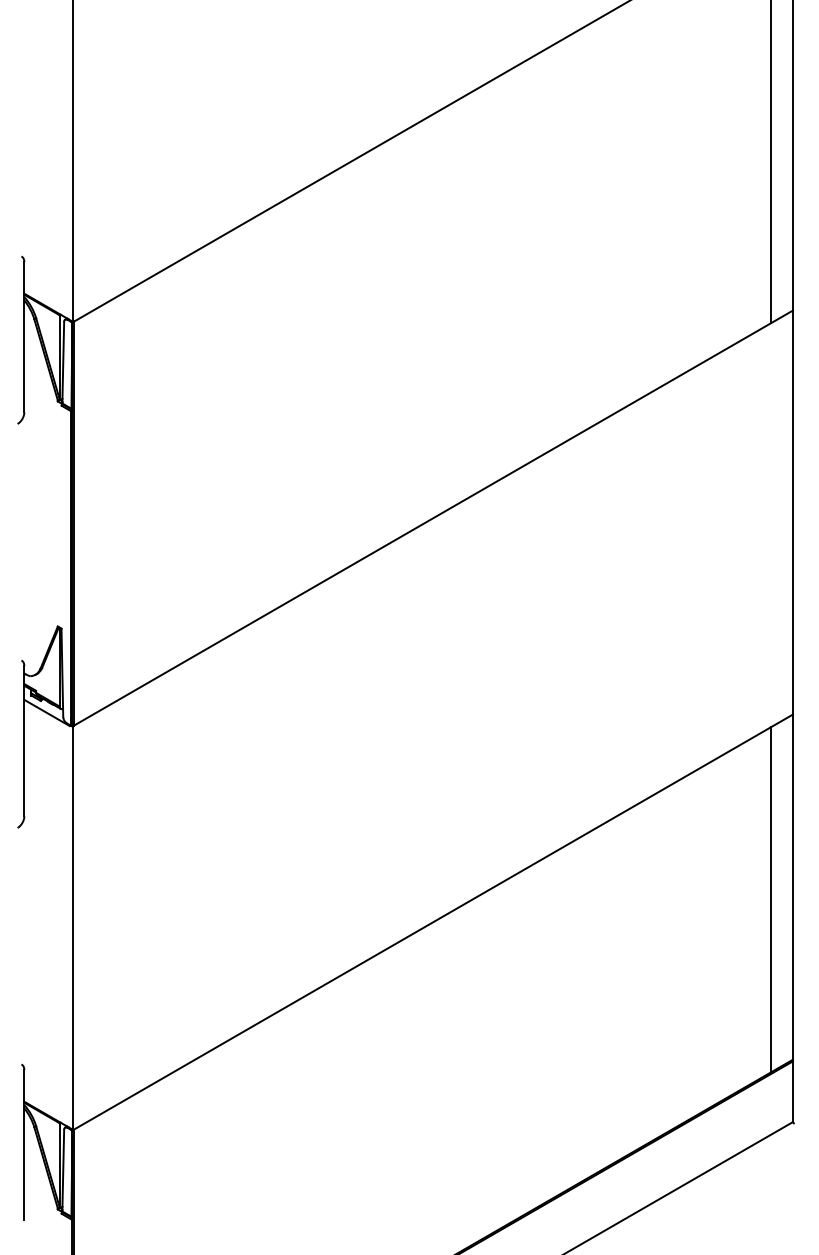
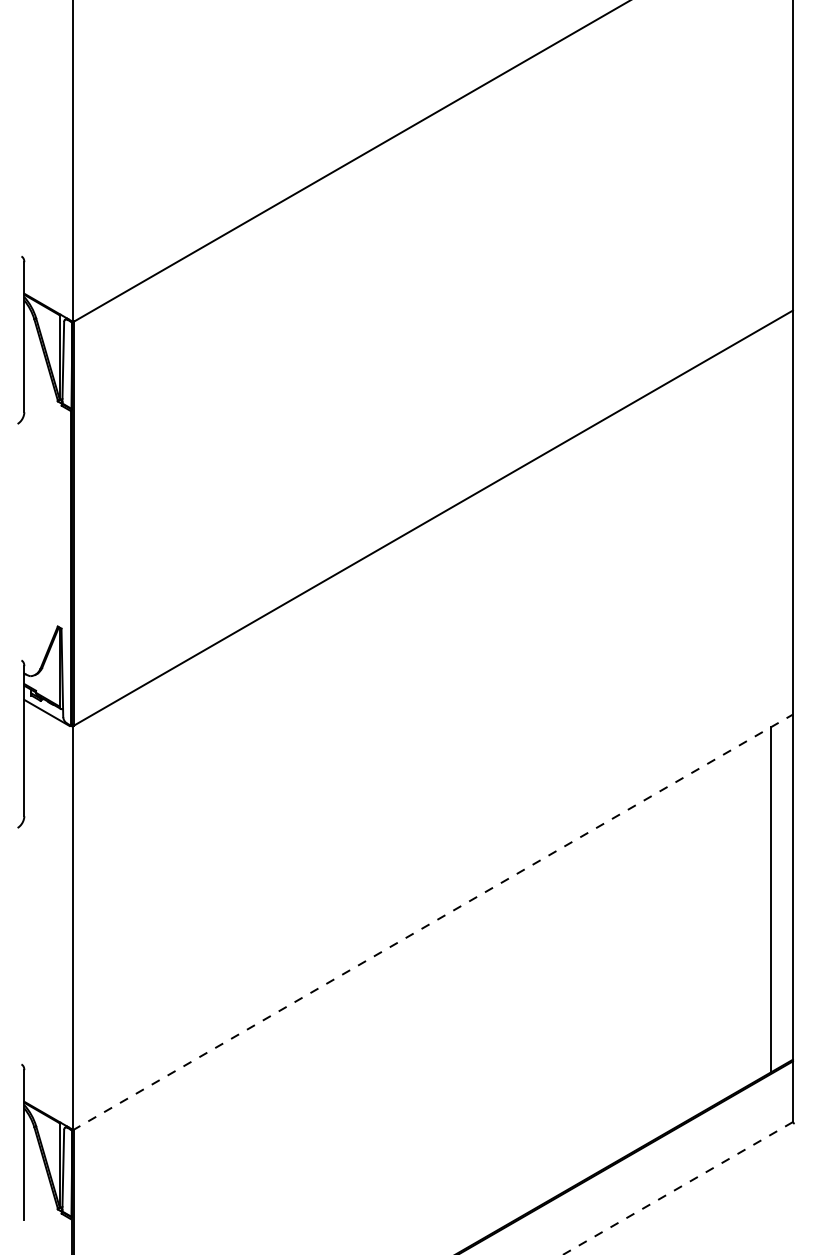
line: present -> none (771, 162)
line: solid -> dashed (433, 922)
line: solid -> dashed (677, 1188)
